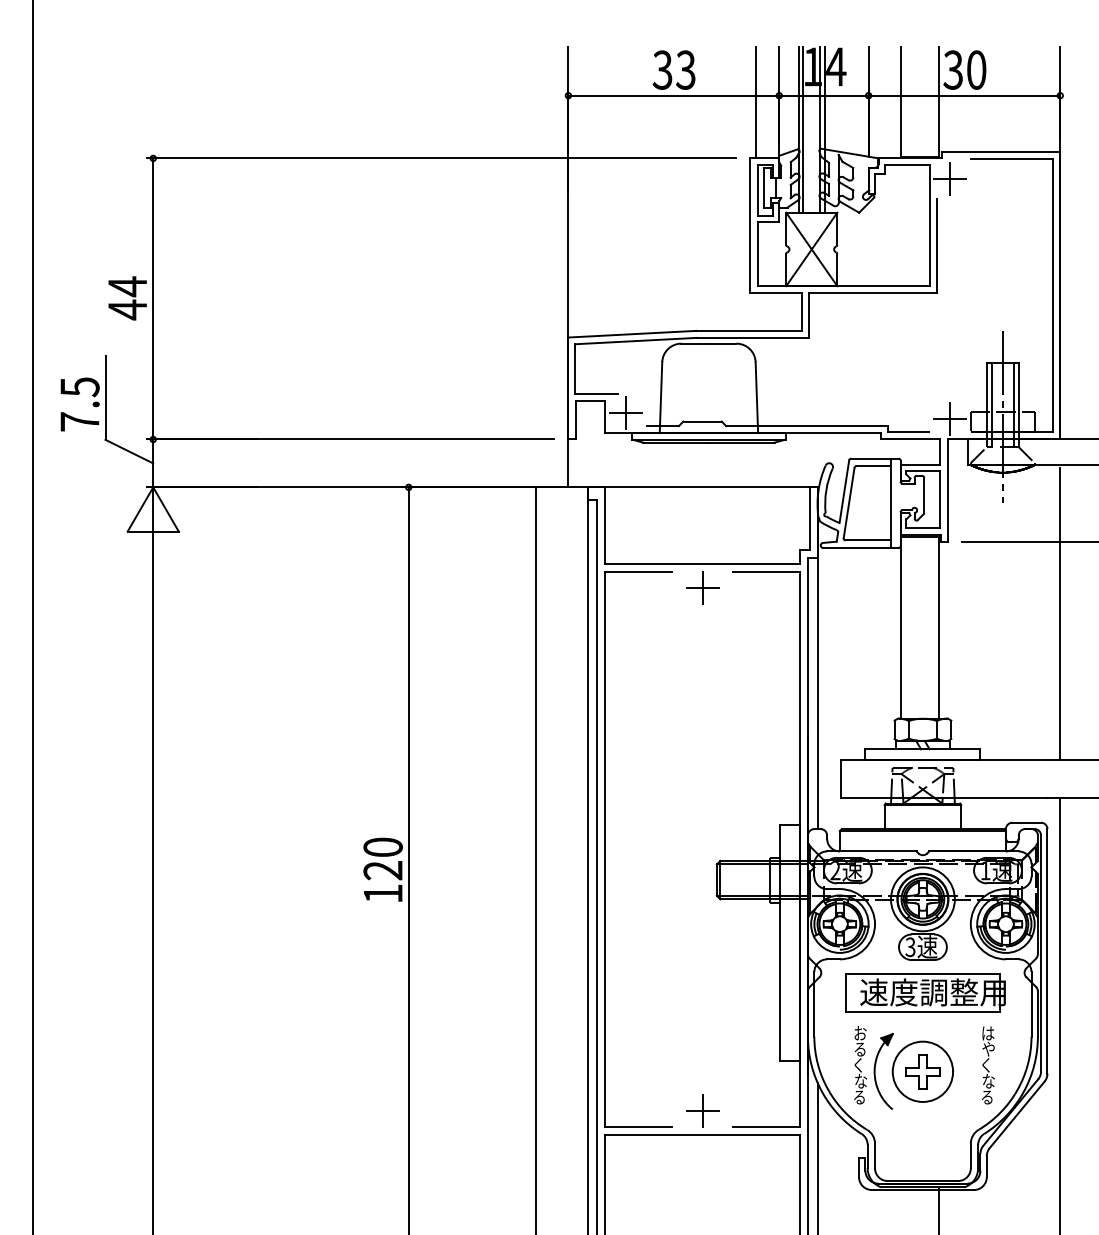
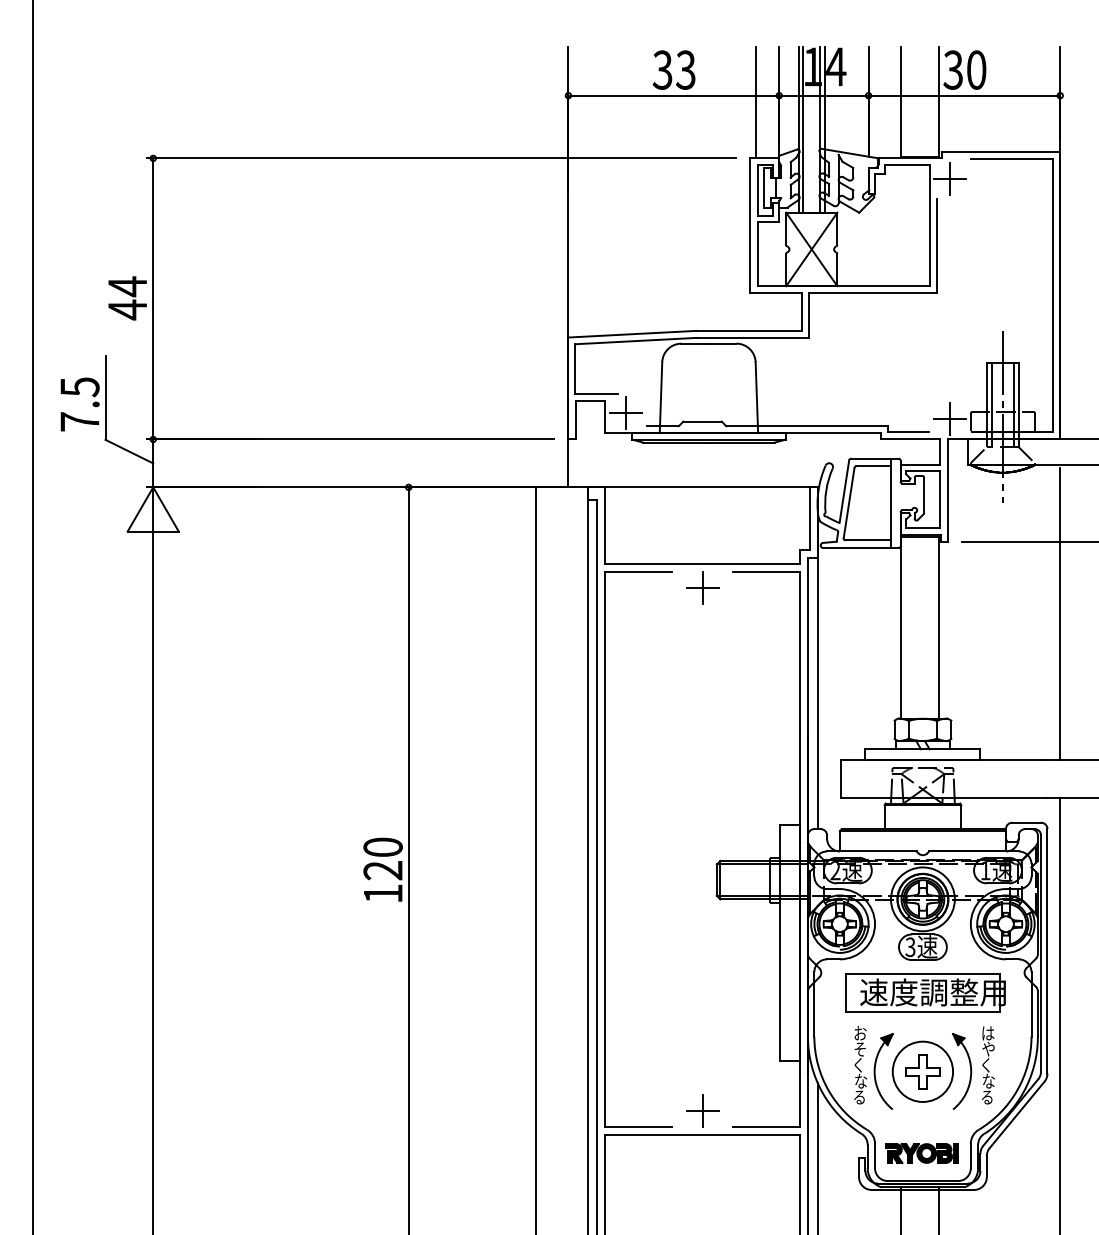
text: る -> そ (859, 1049)
part: none -> present (970, 1071)
part: none -> present (921, 1153)
line: none -> present (900, 1209)
